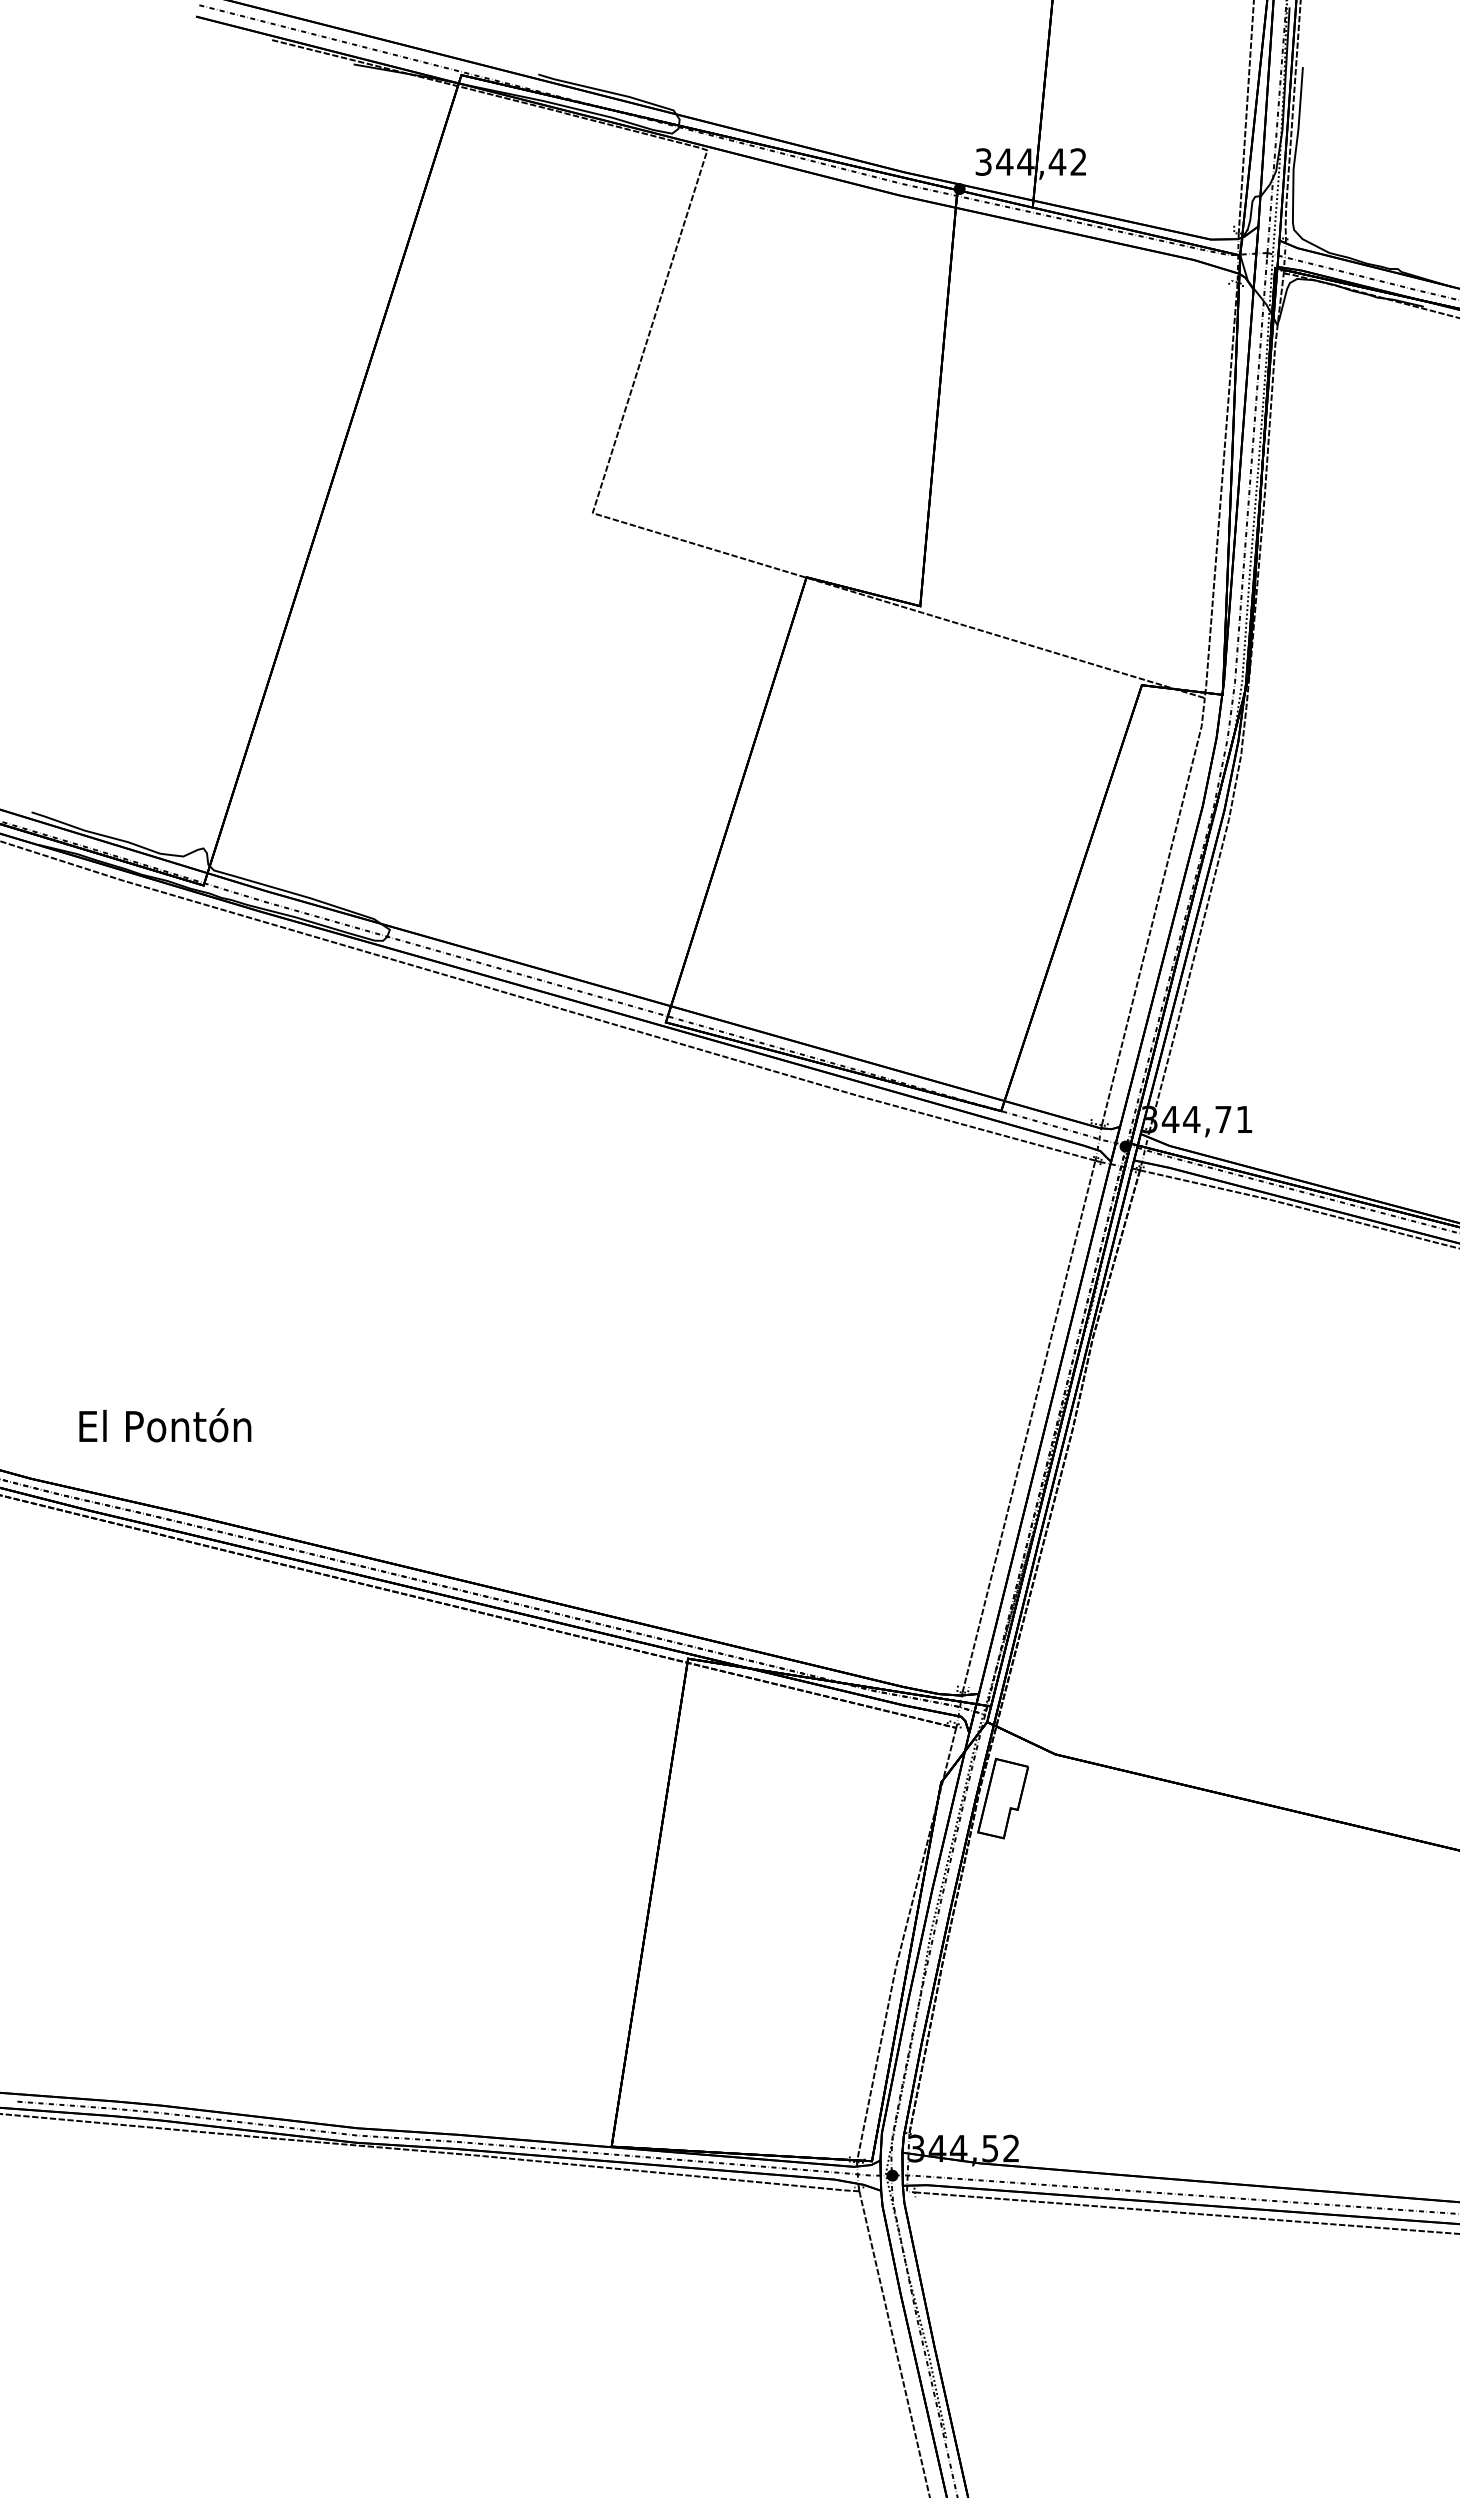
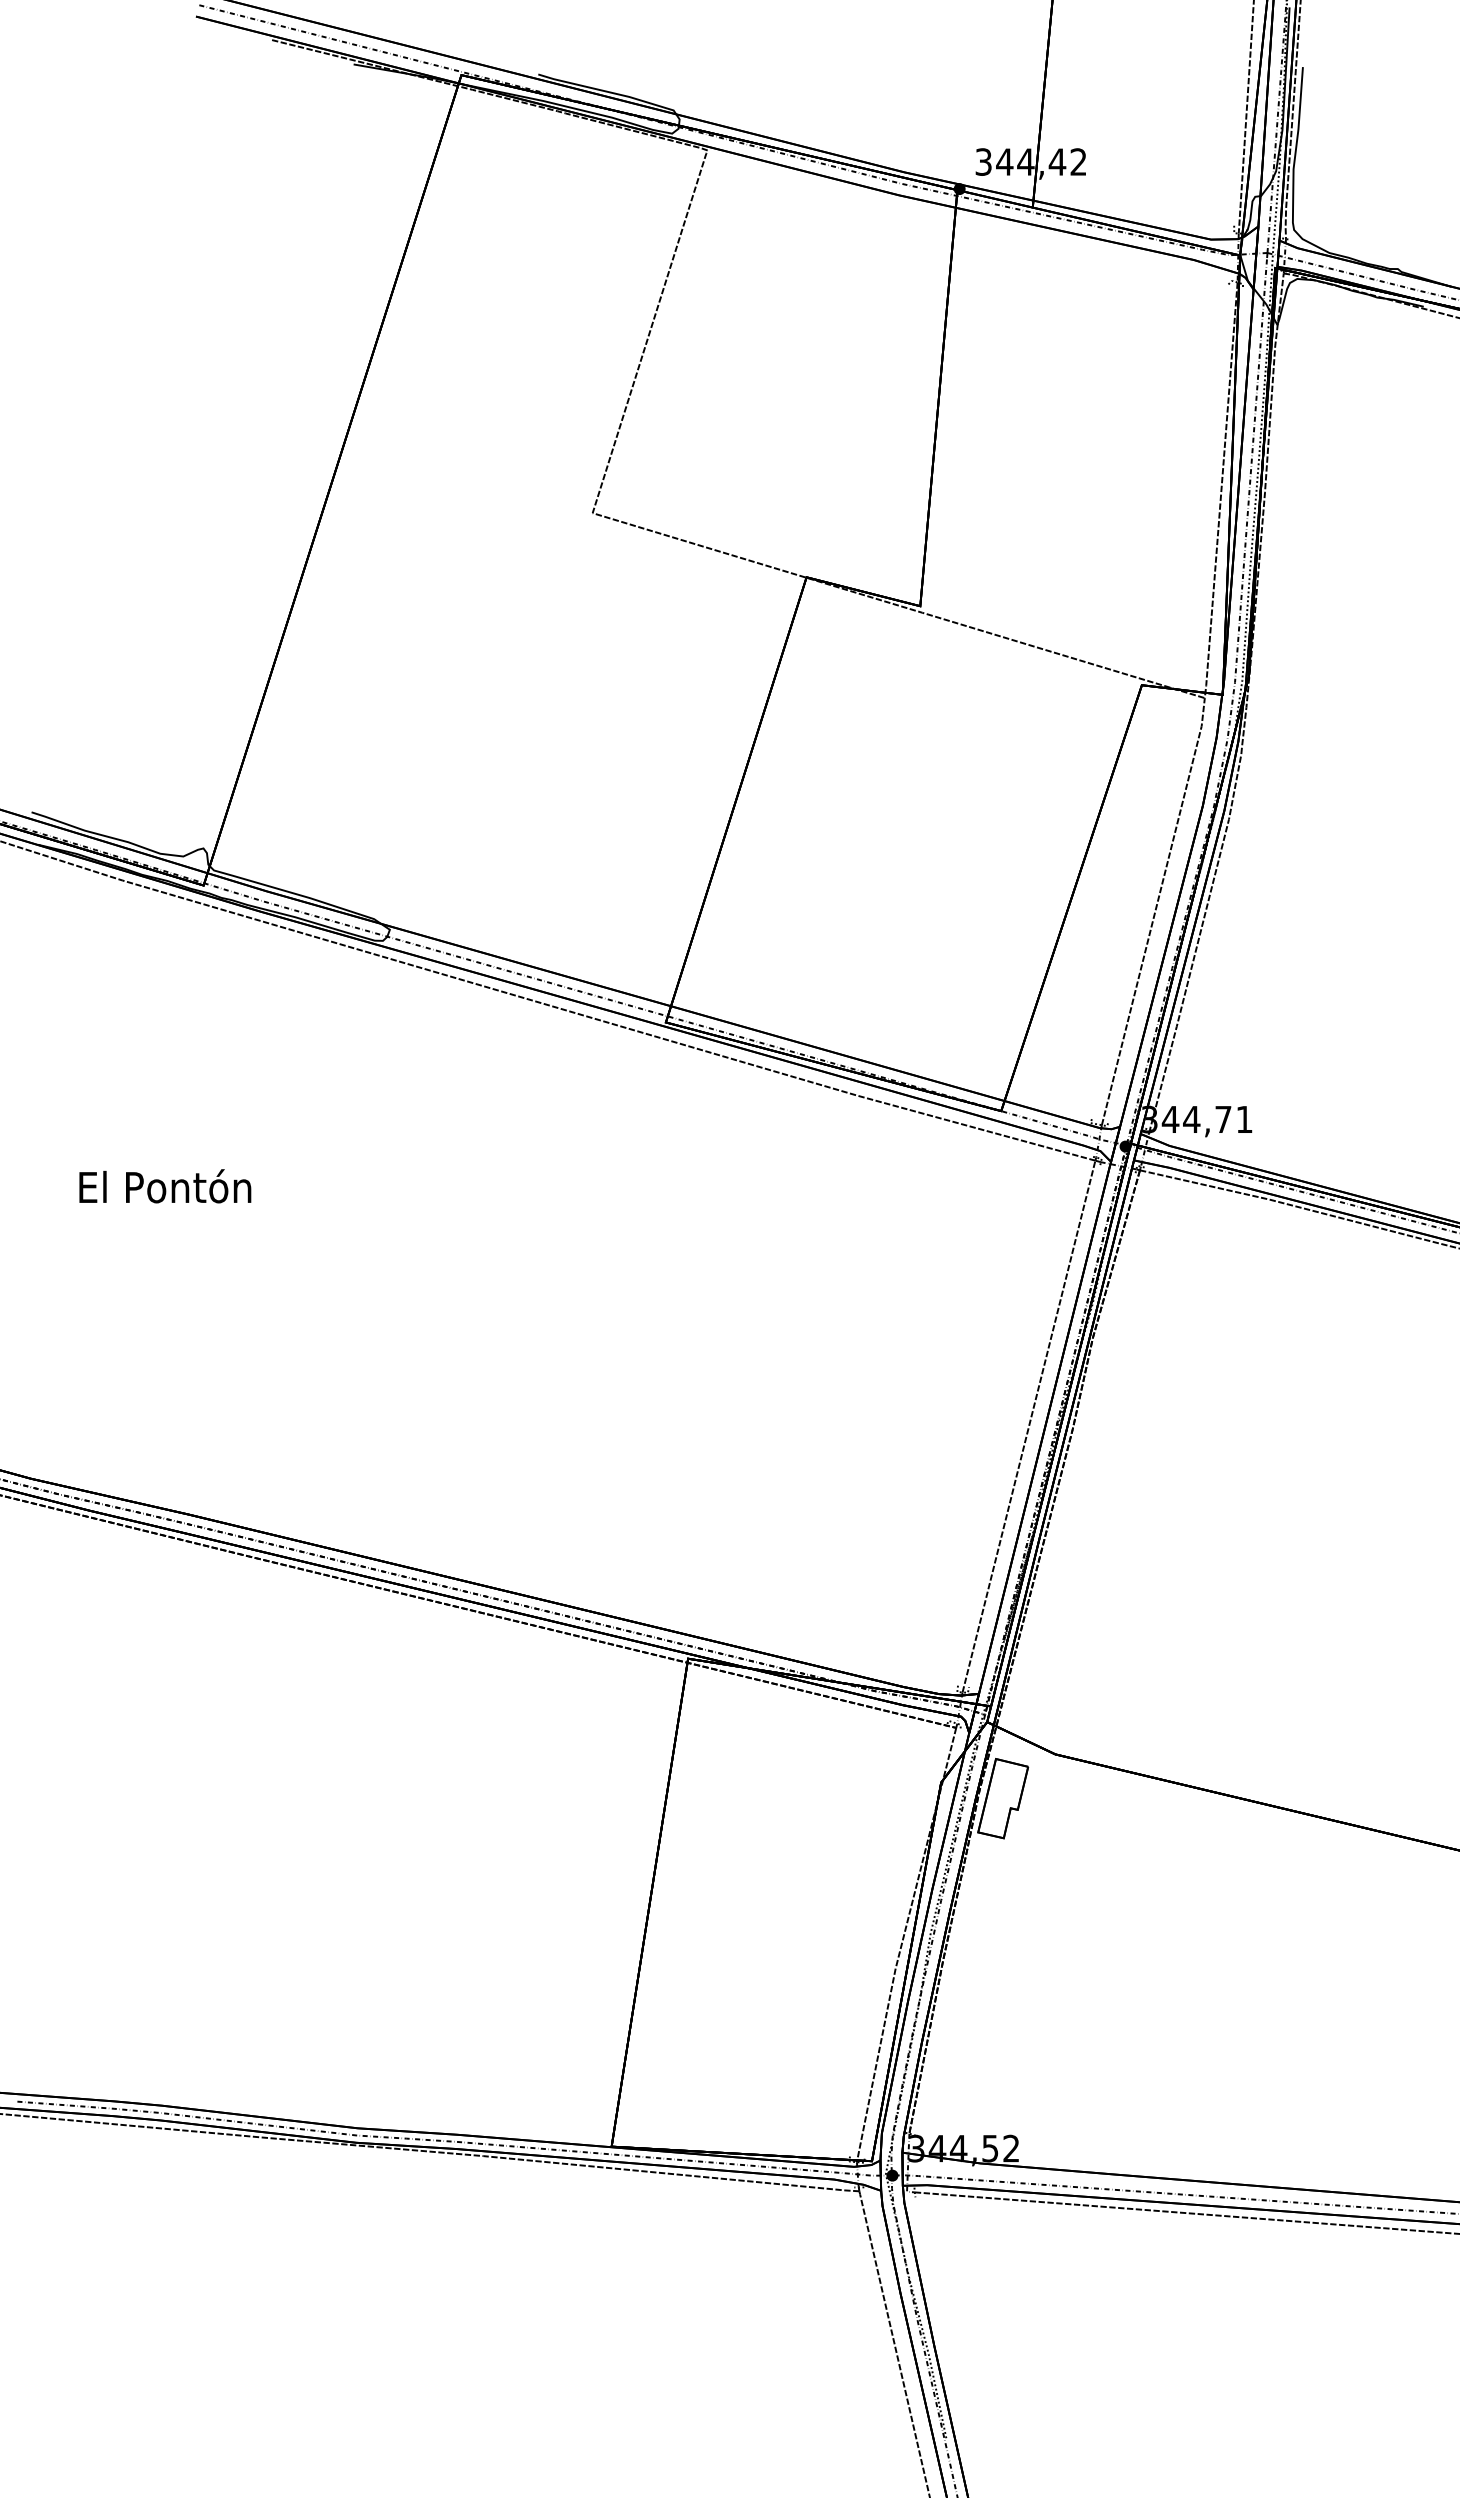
text position: (165, 1425) -> (165, 1186) (165, 1186)
